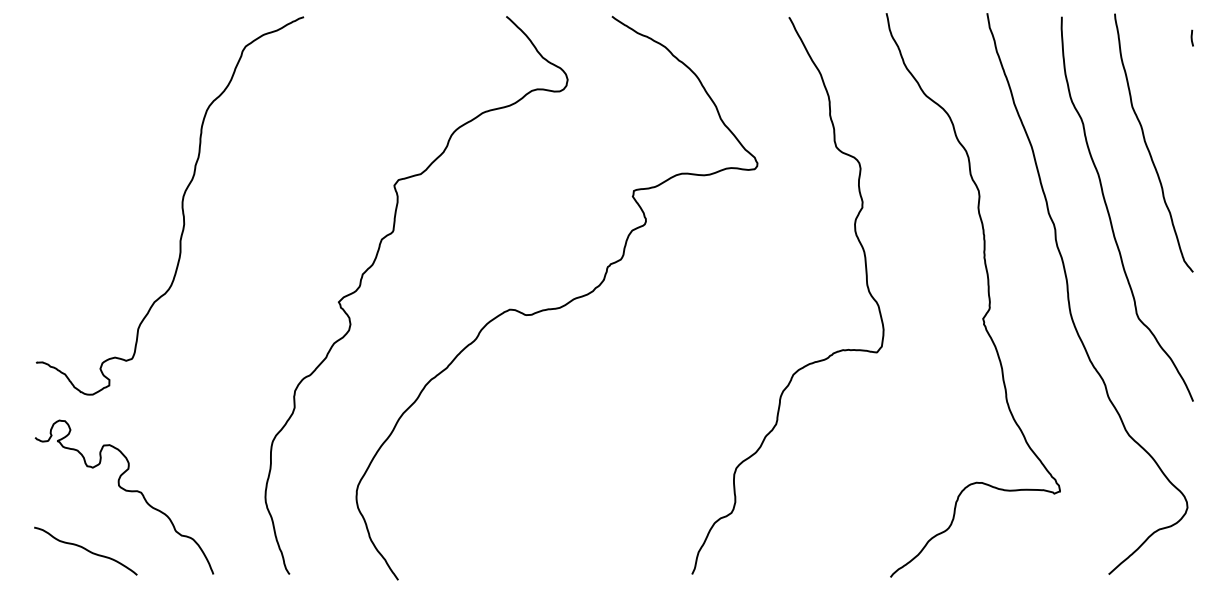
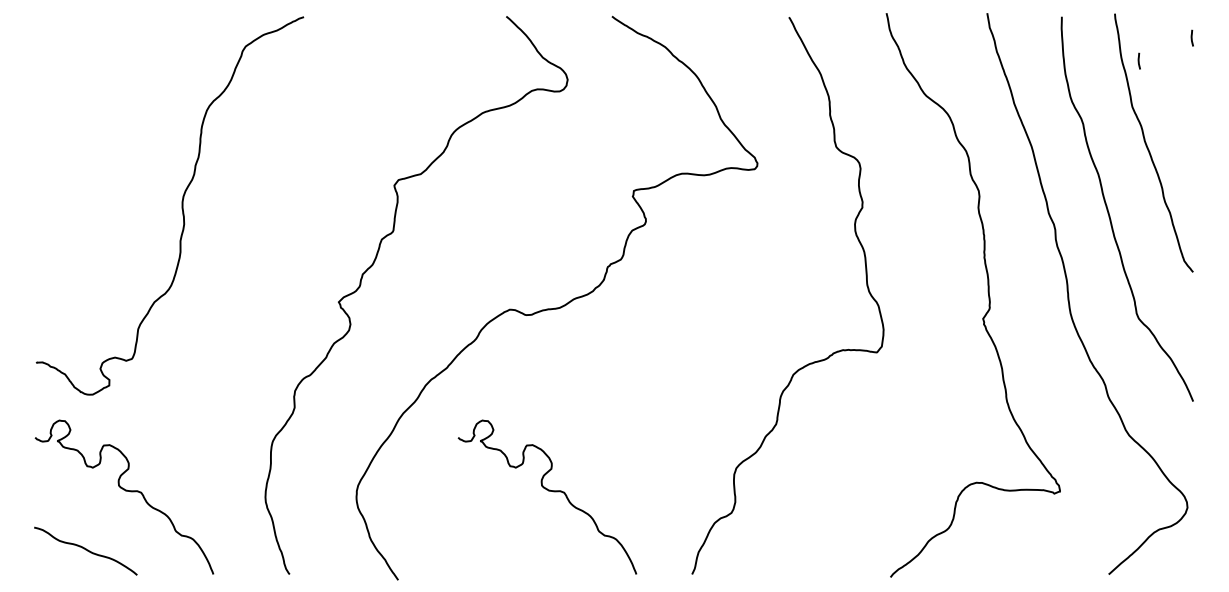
curve: none -> present (1138, 60)
curve: none -> present (548, 491)
